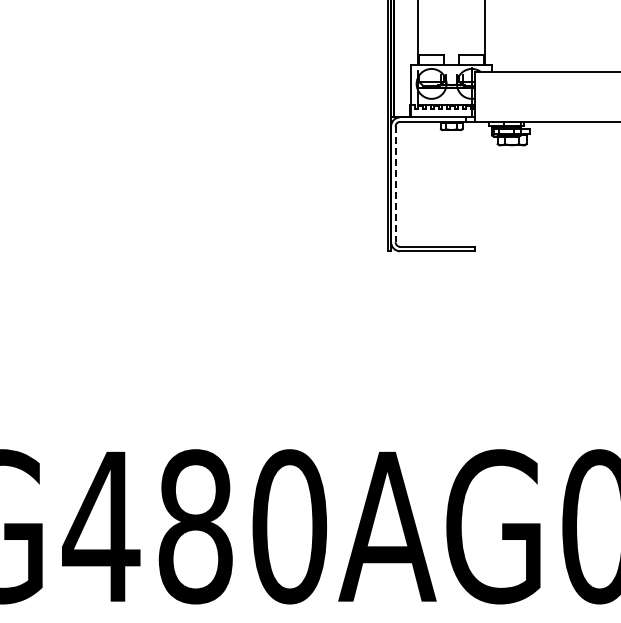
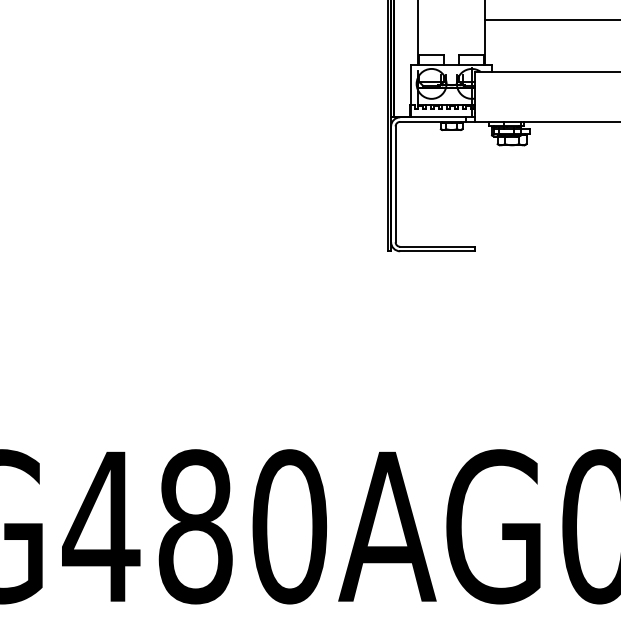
line: none -> present (551, 20)
line: dashed -> solid (395, 184)
